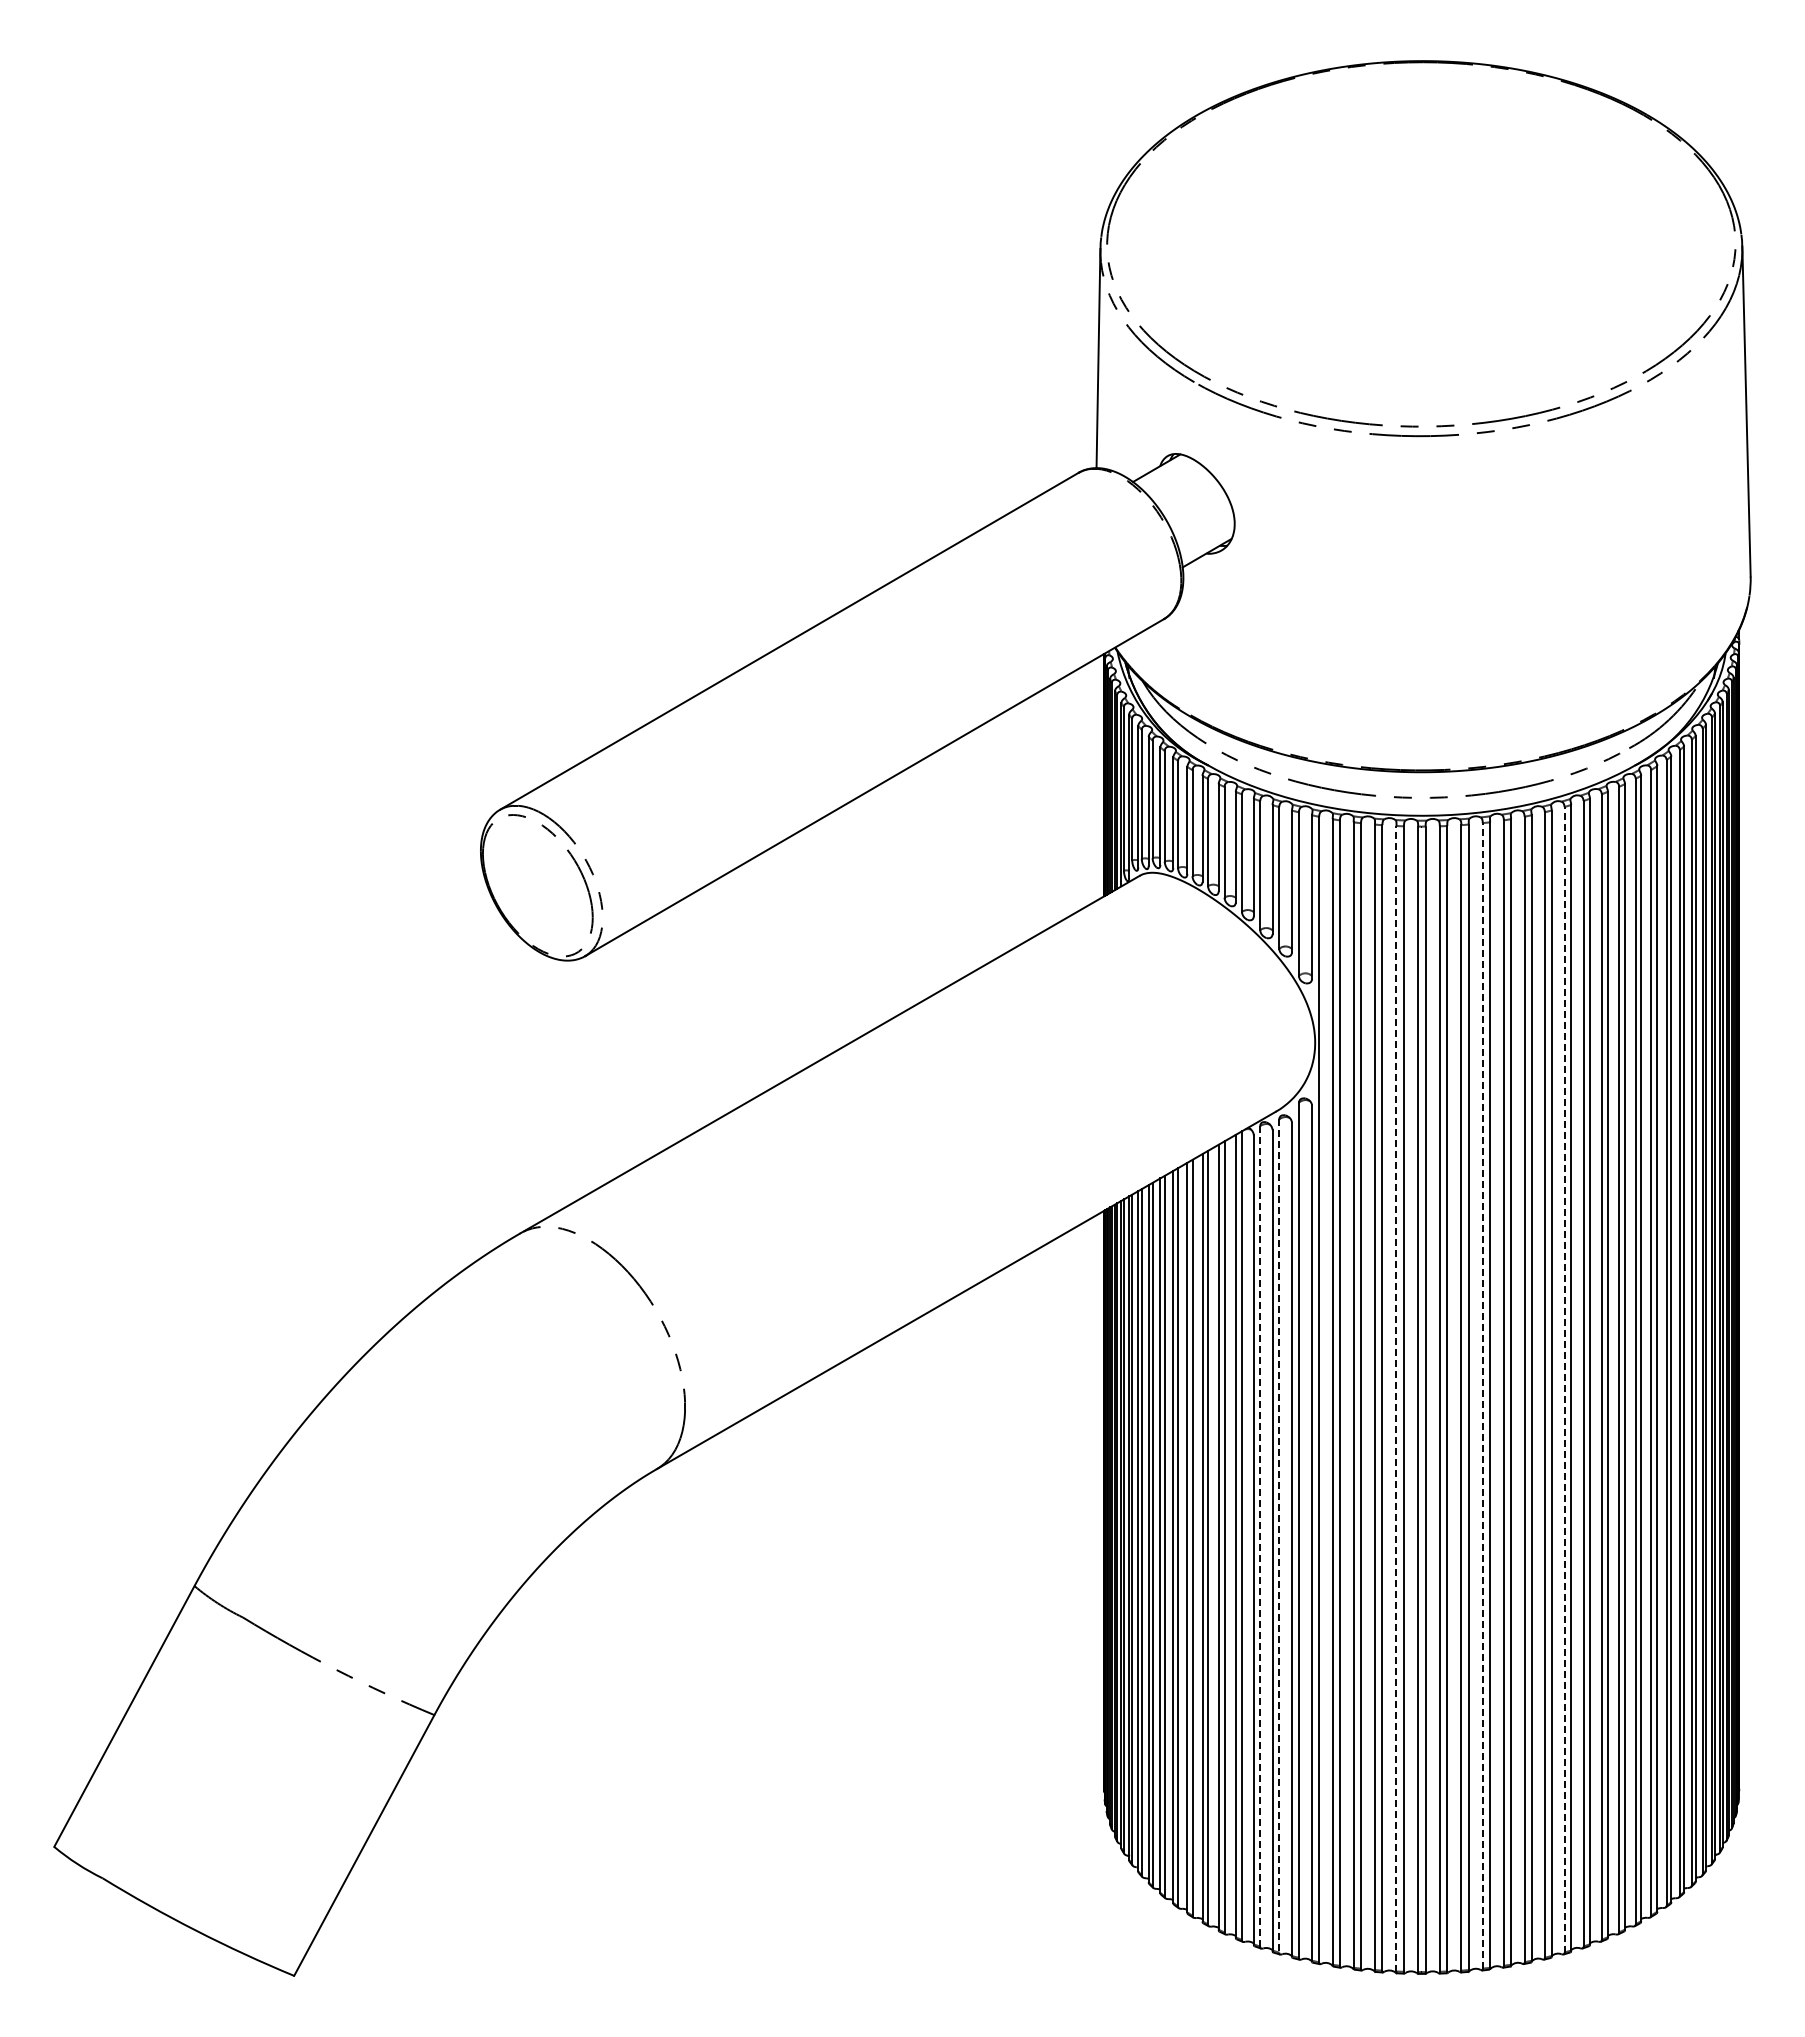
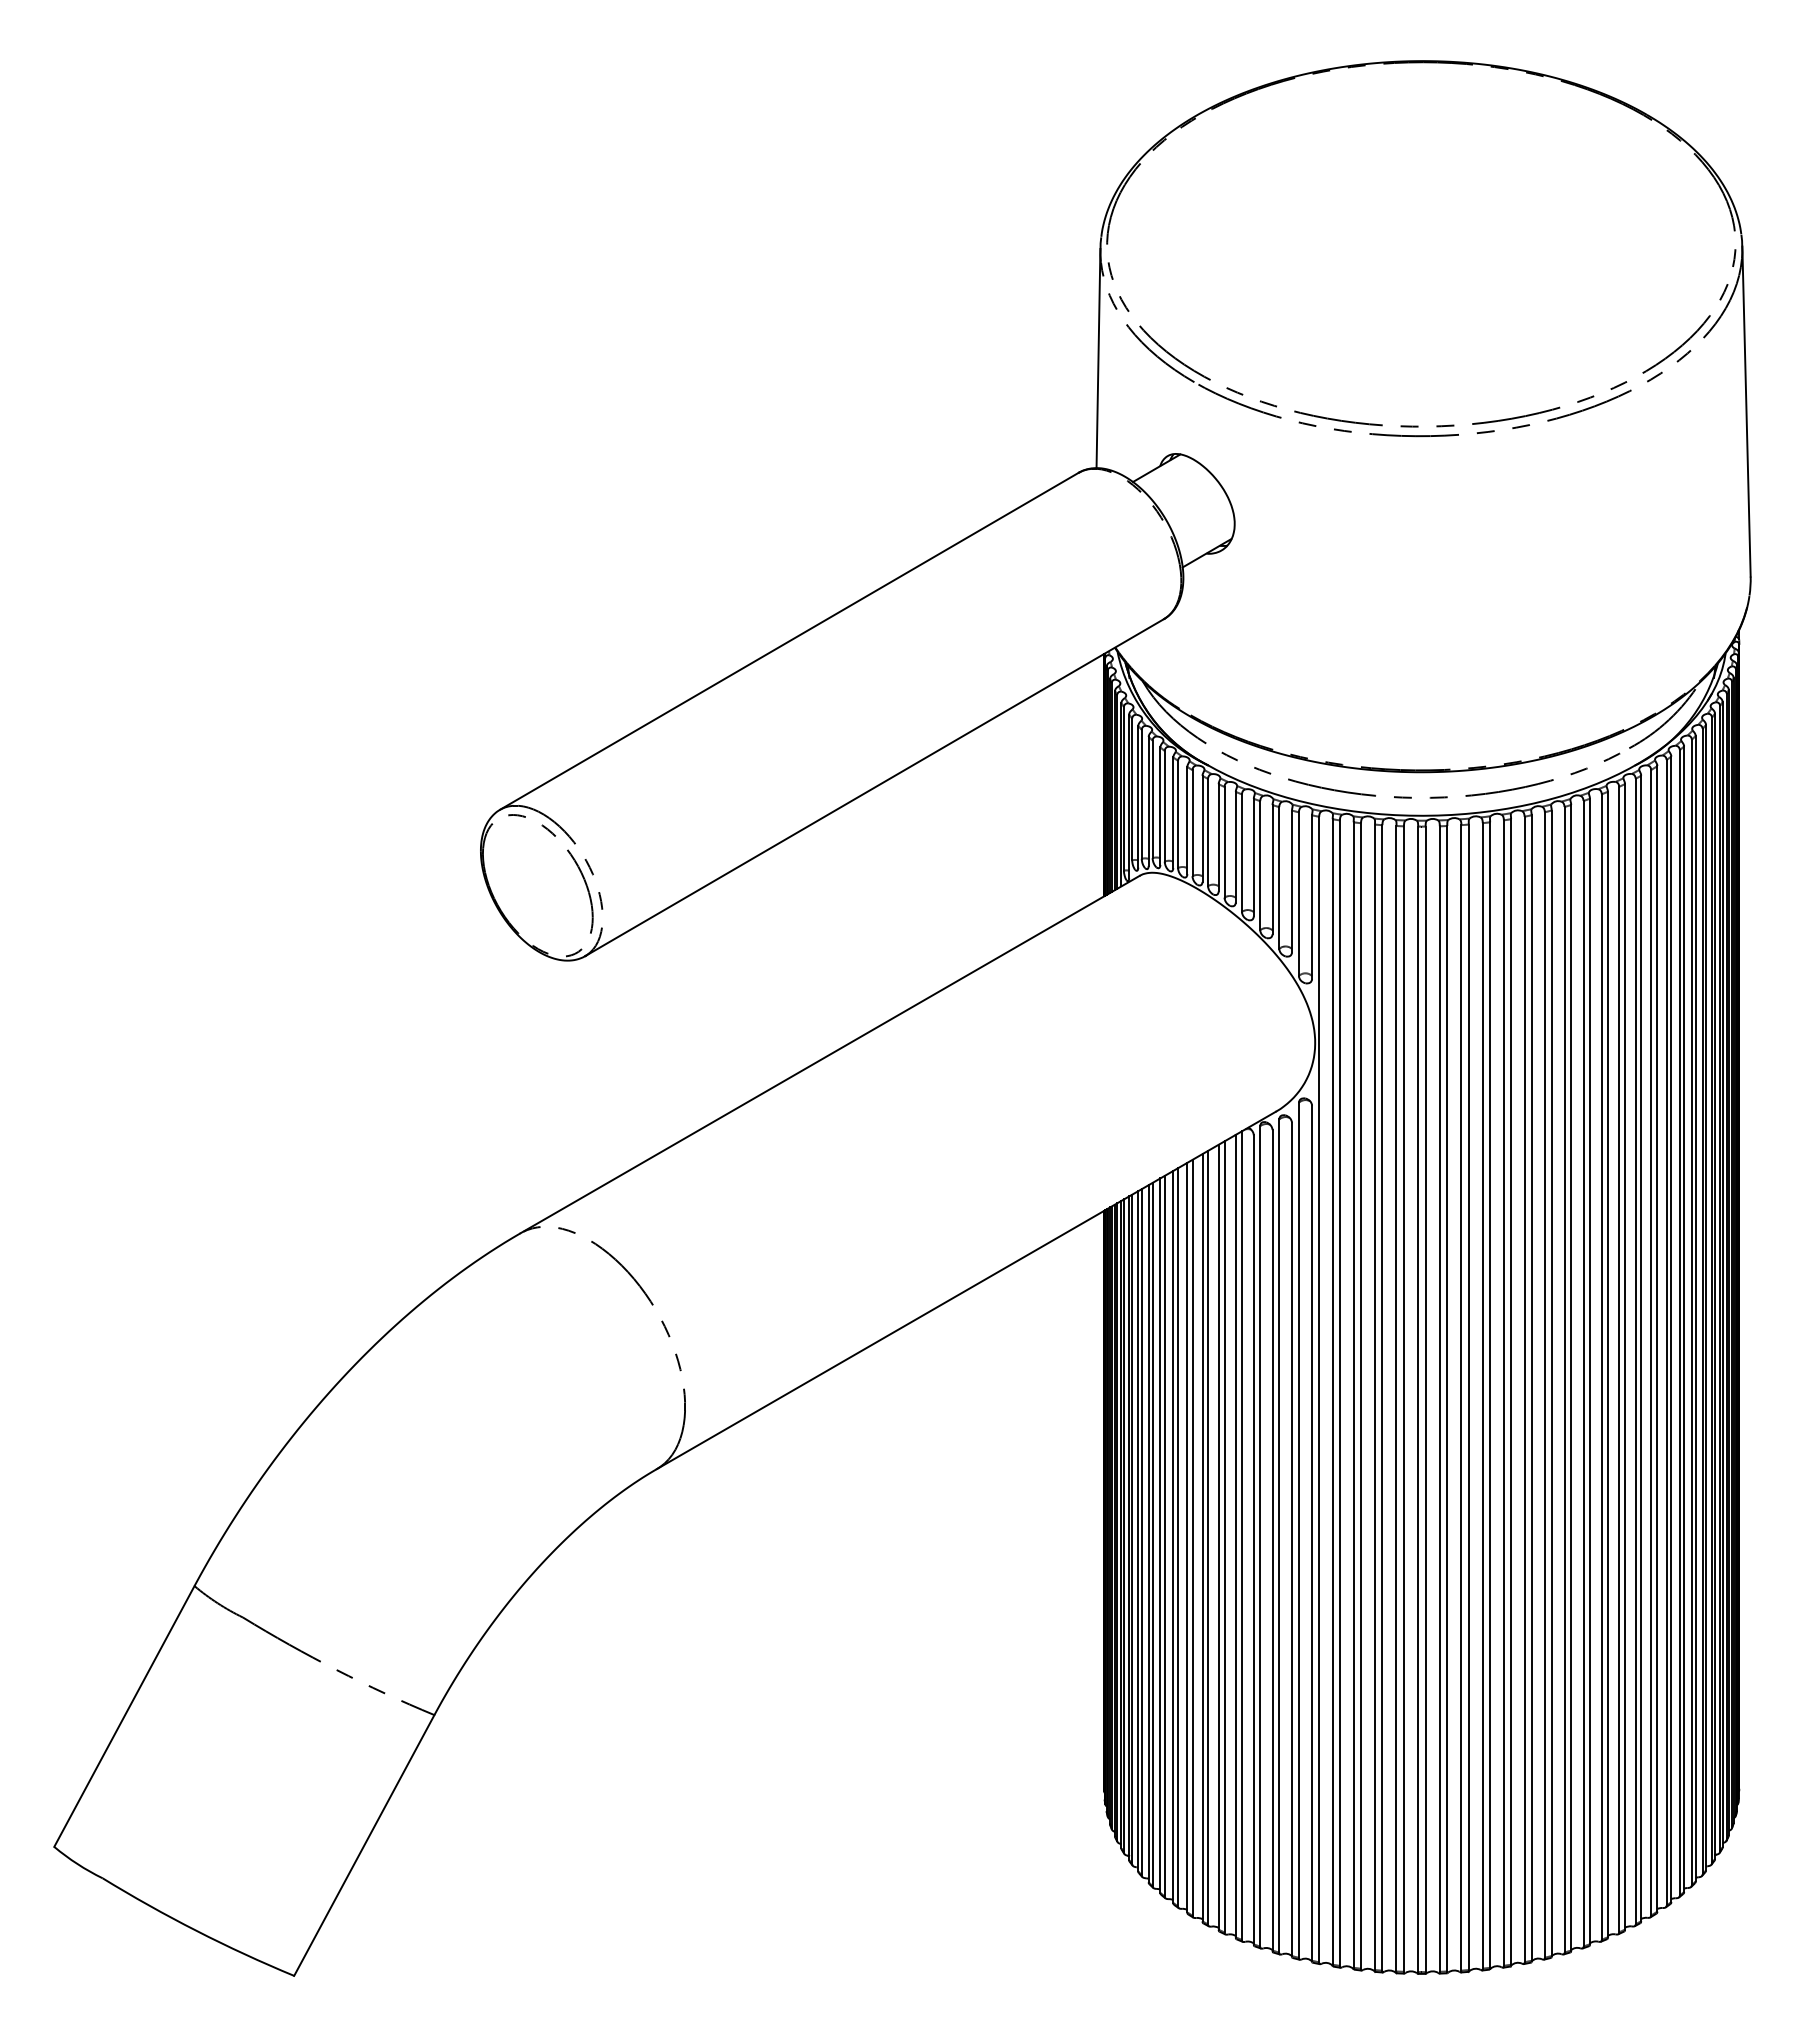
line: dashed -> solid (1564, 1379)
line: dashed -> solid (1482, 1395)
line: dashed -> solid (1396, 1398)
line: dashed -> solid (1260, 1536)
line: dashed -> solid (1279, 1536)
